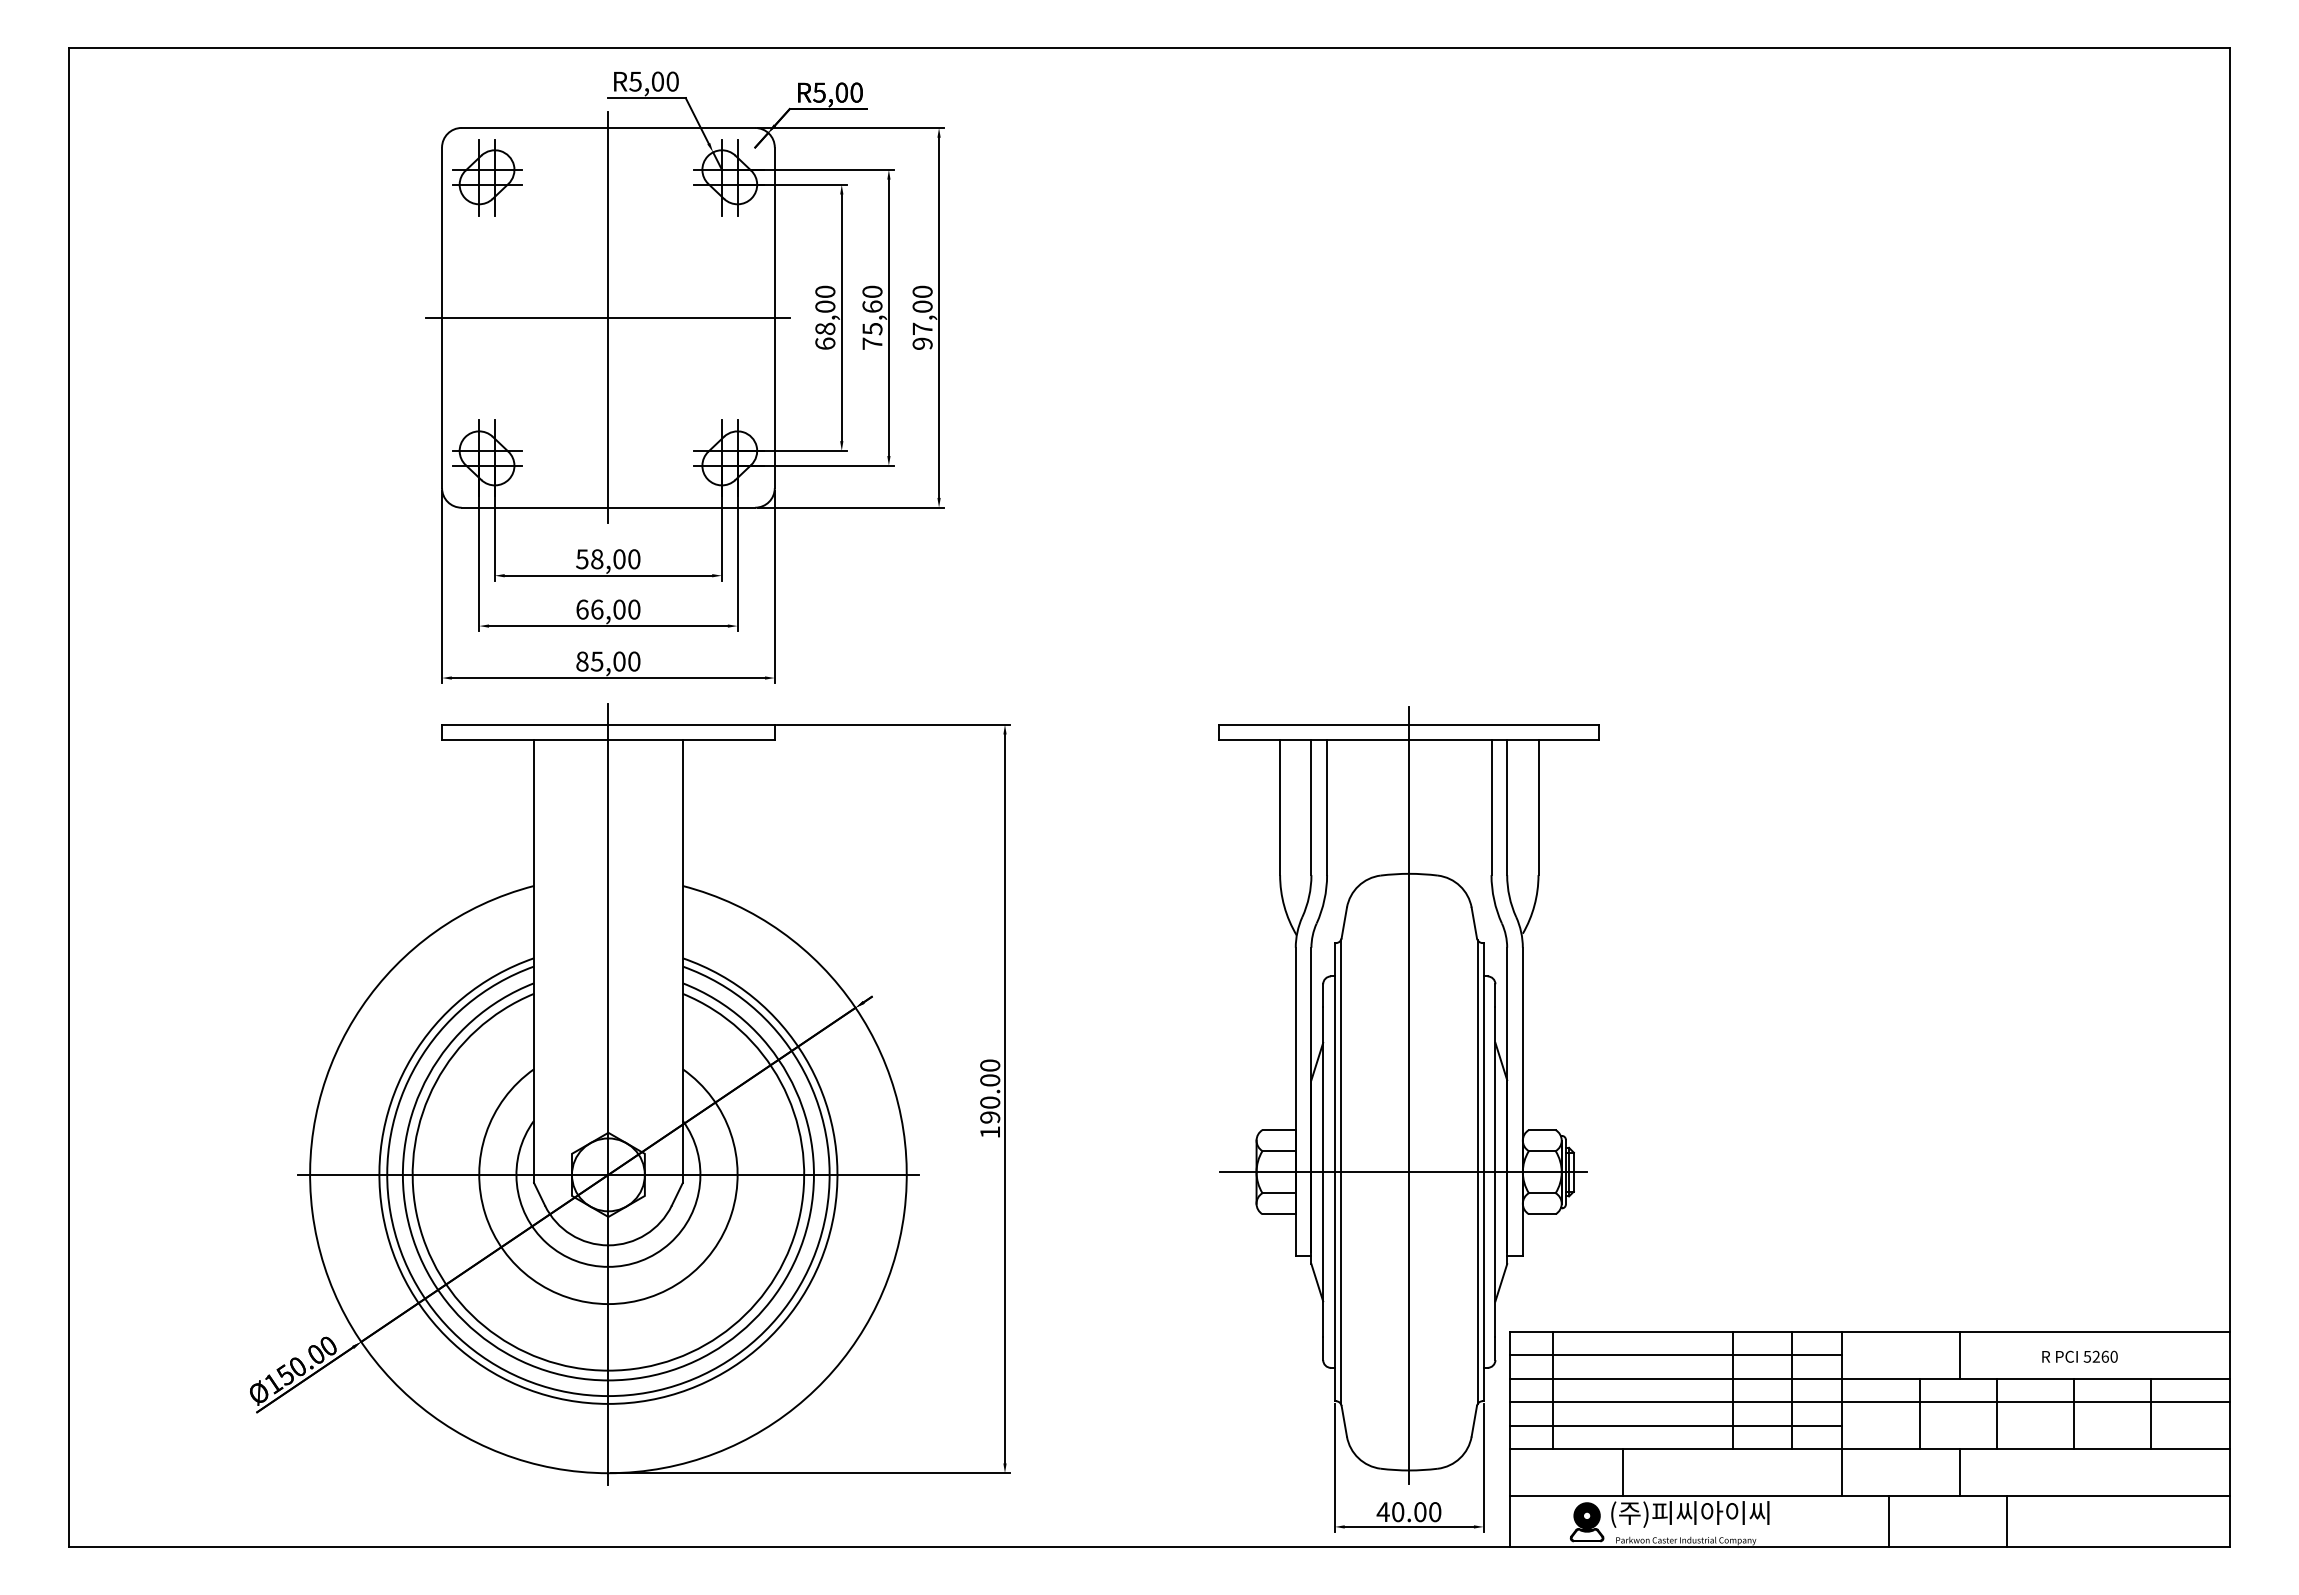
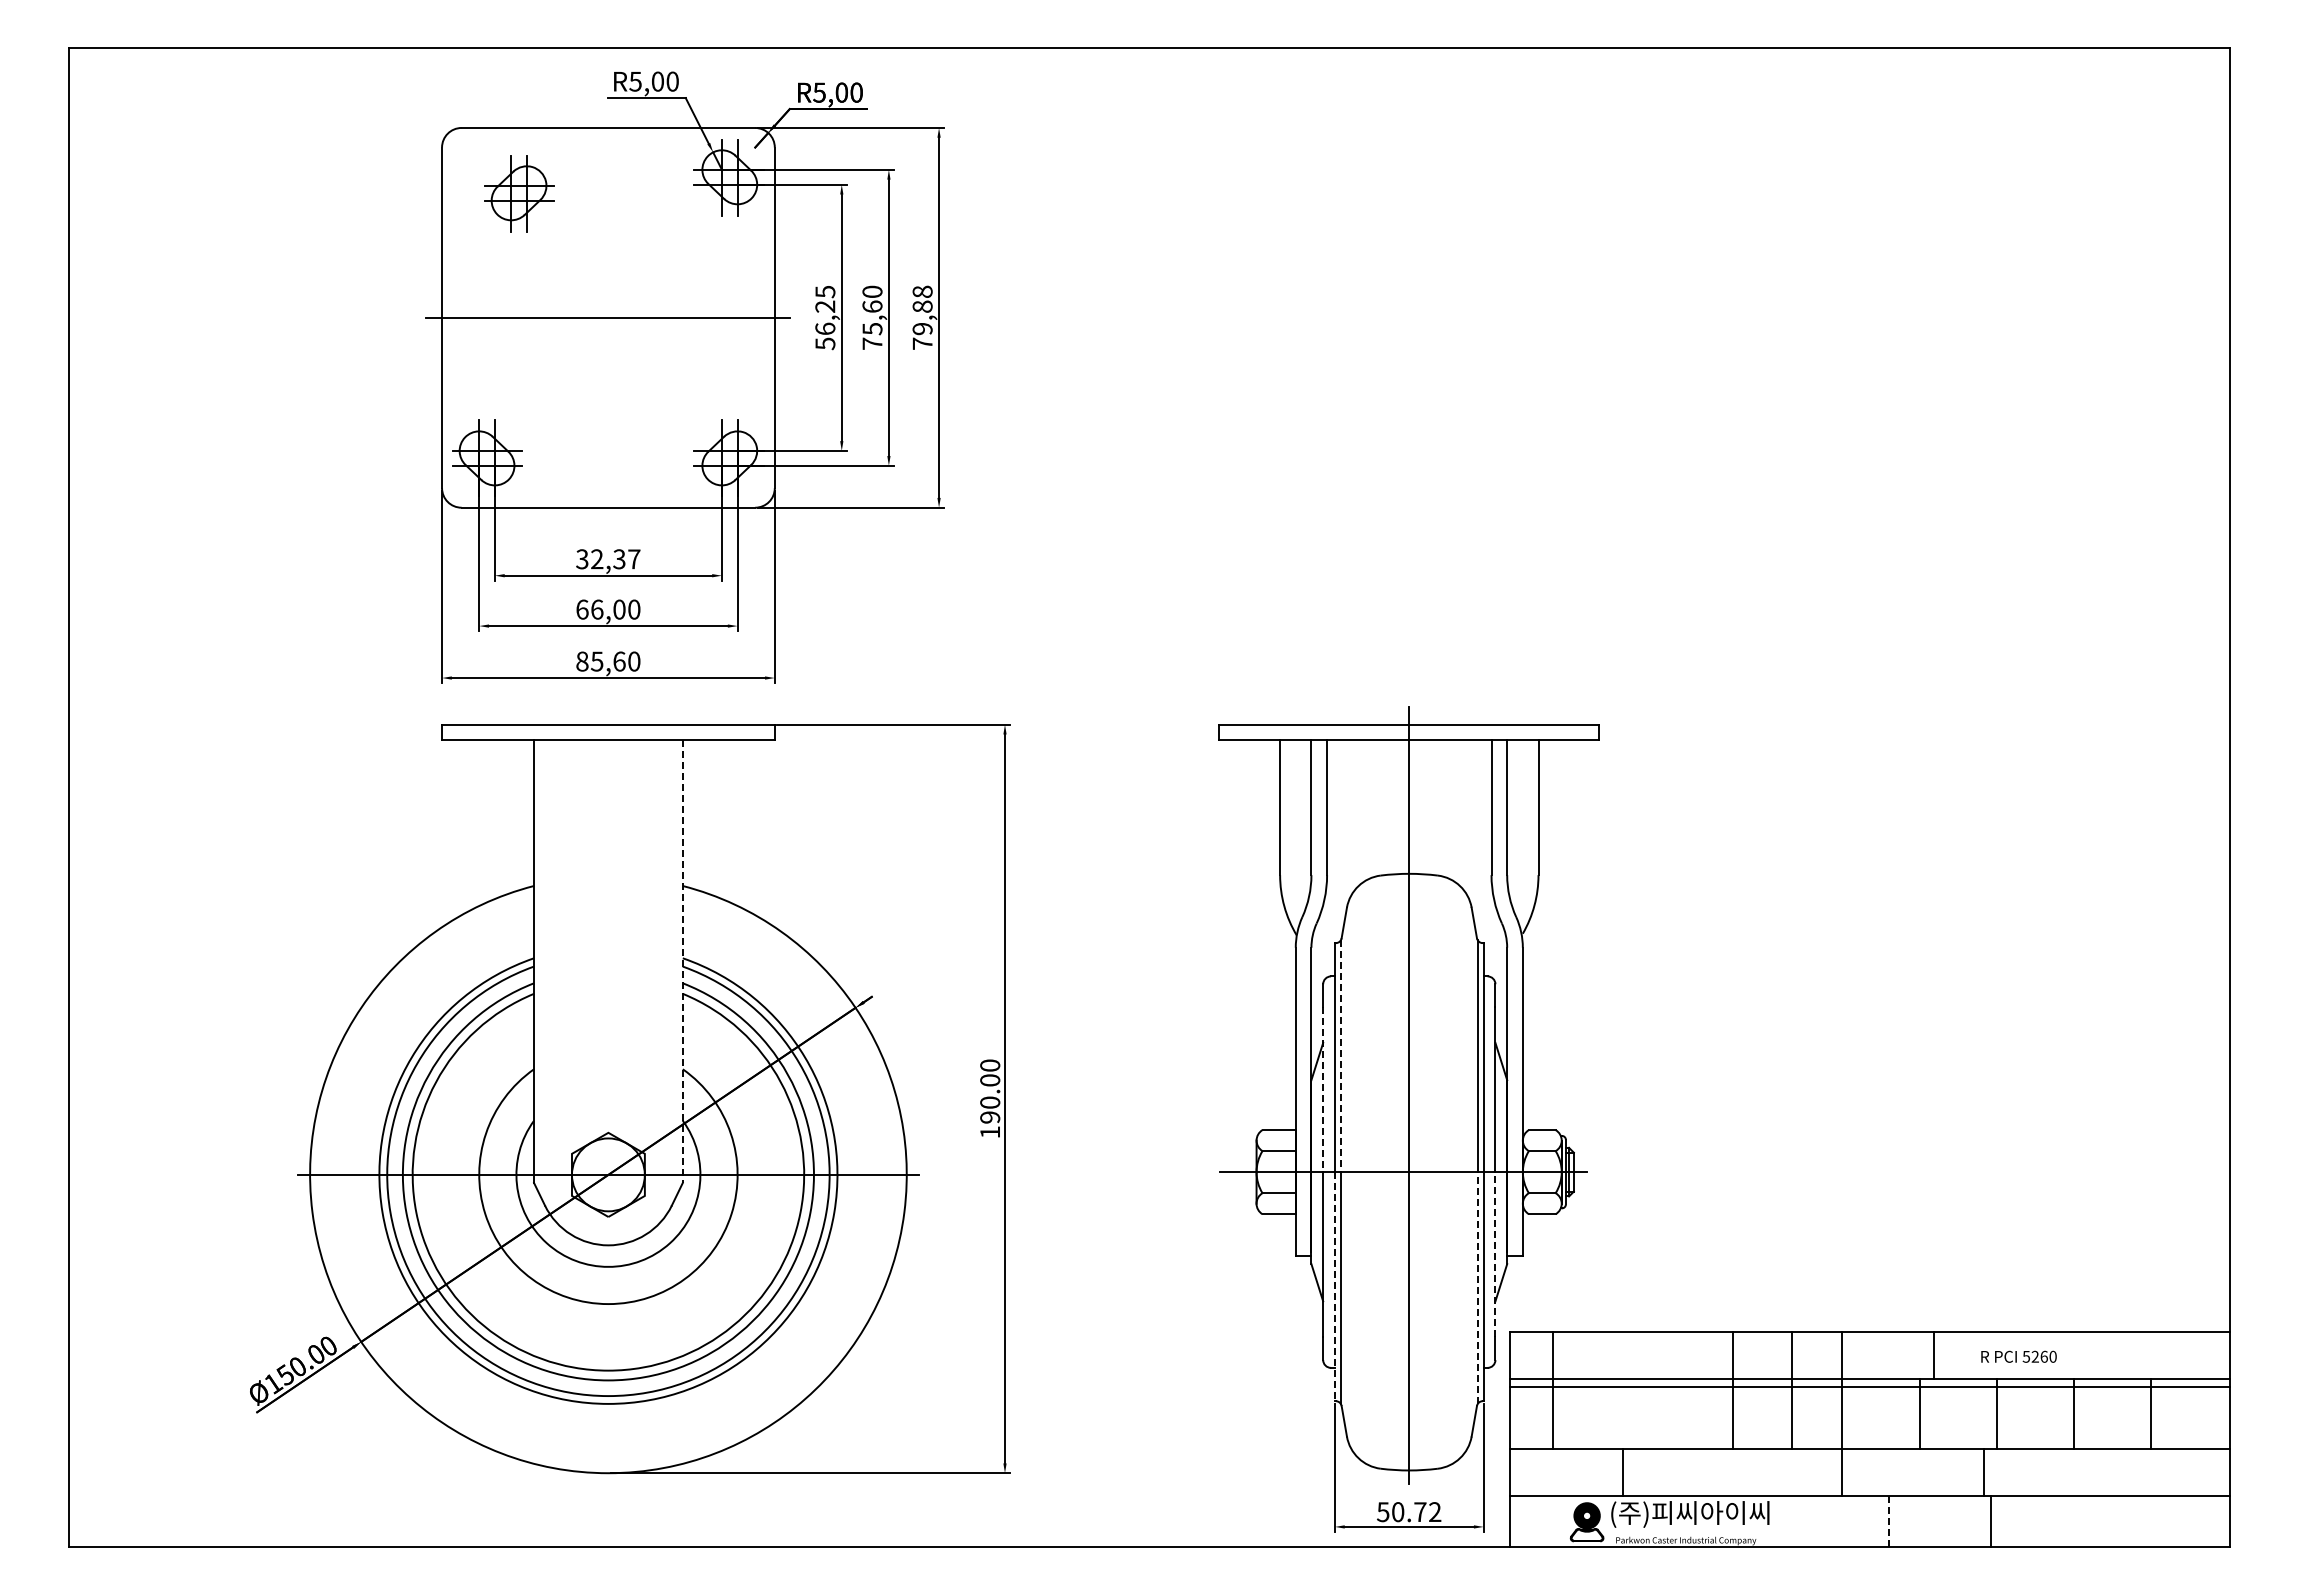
part position: (487, 177) -> (519, 193) (519, 193)
line: present -> none (608, 317)
text: 68,00 -> 56,25 (825, 317)
text: 97,00 -> 79,88 (922, 317)
text: 58,00 -> 32,37 (608, 559)
text: 85,00 -> 85,60 (619, 661)
line: solid -> dashed (682, 962)
line: solid -> dashed (1340, 1056)
line: solid -> dashed (1323, 1089)
line: present -> none (608, 1093)
line: solid -> dashed (1495, 1254)
line: solid -> dashed (1334, 1286)
line: solid -> dashed (1477, 1288)
line position: (1959, 1354) -> (1933, 1354) (1933, 1354)
line: present -> none (1675, 1355)
text position: (2079, 1356) -> (2018, 1356) (2018, 1356)
line position: (1869, 1402) -> (1869, 1387) (1869, 1387)
line: present -> none (1675, 1425)
line position: (1959, 1472) -> (1983, 1472) (1983, 1472)
text: 40.00 -> 50.72 (1408, 1512)
line position: (2006, 1521) -> (1990, 1521) (1990, 1521)
line: solid -> dashed (1889, 1522)
